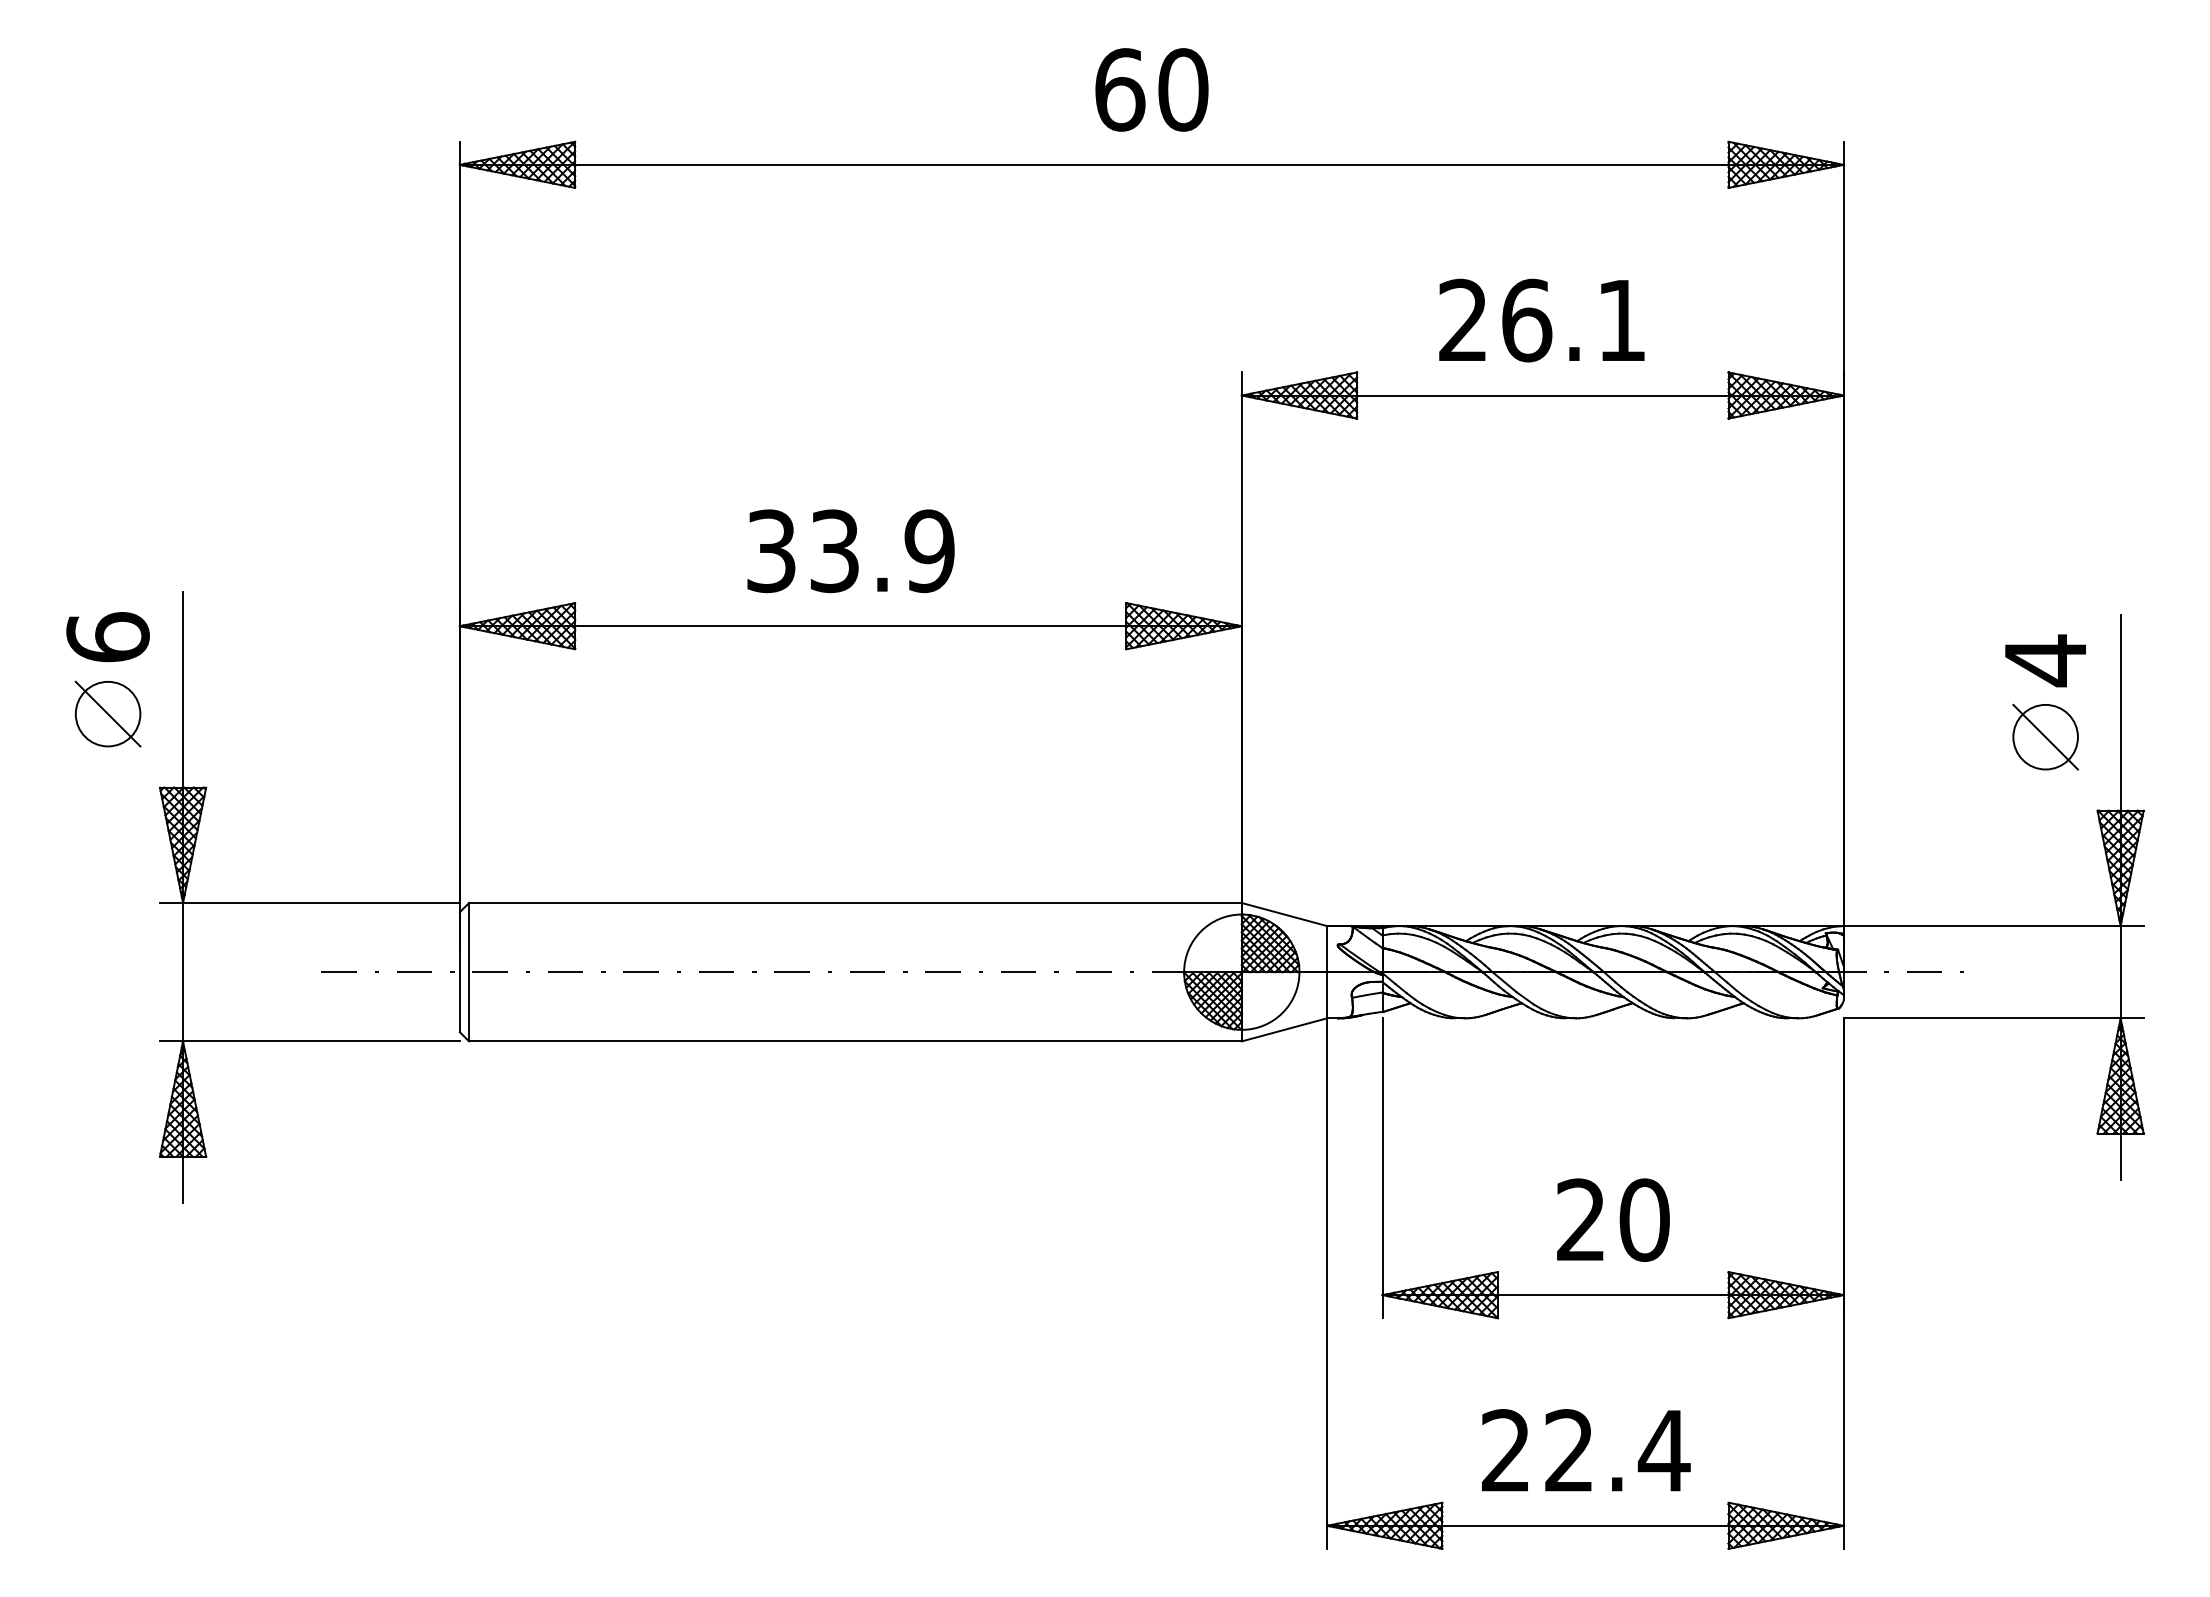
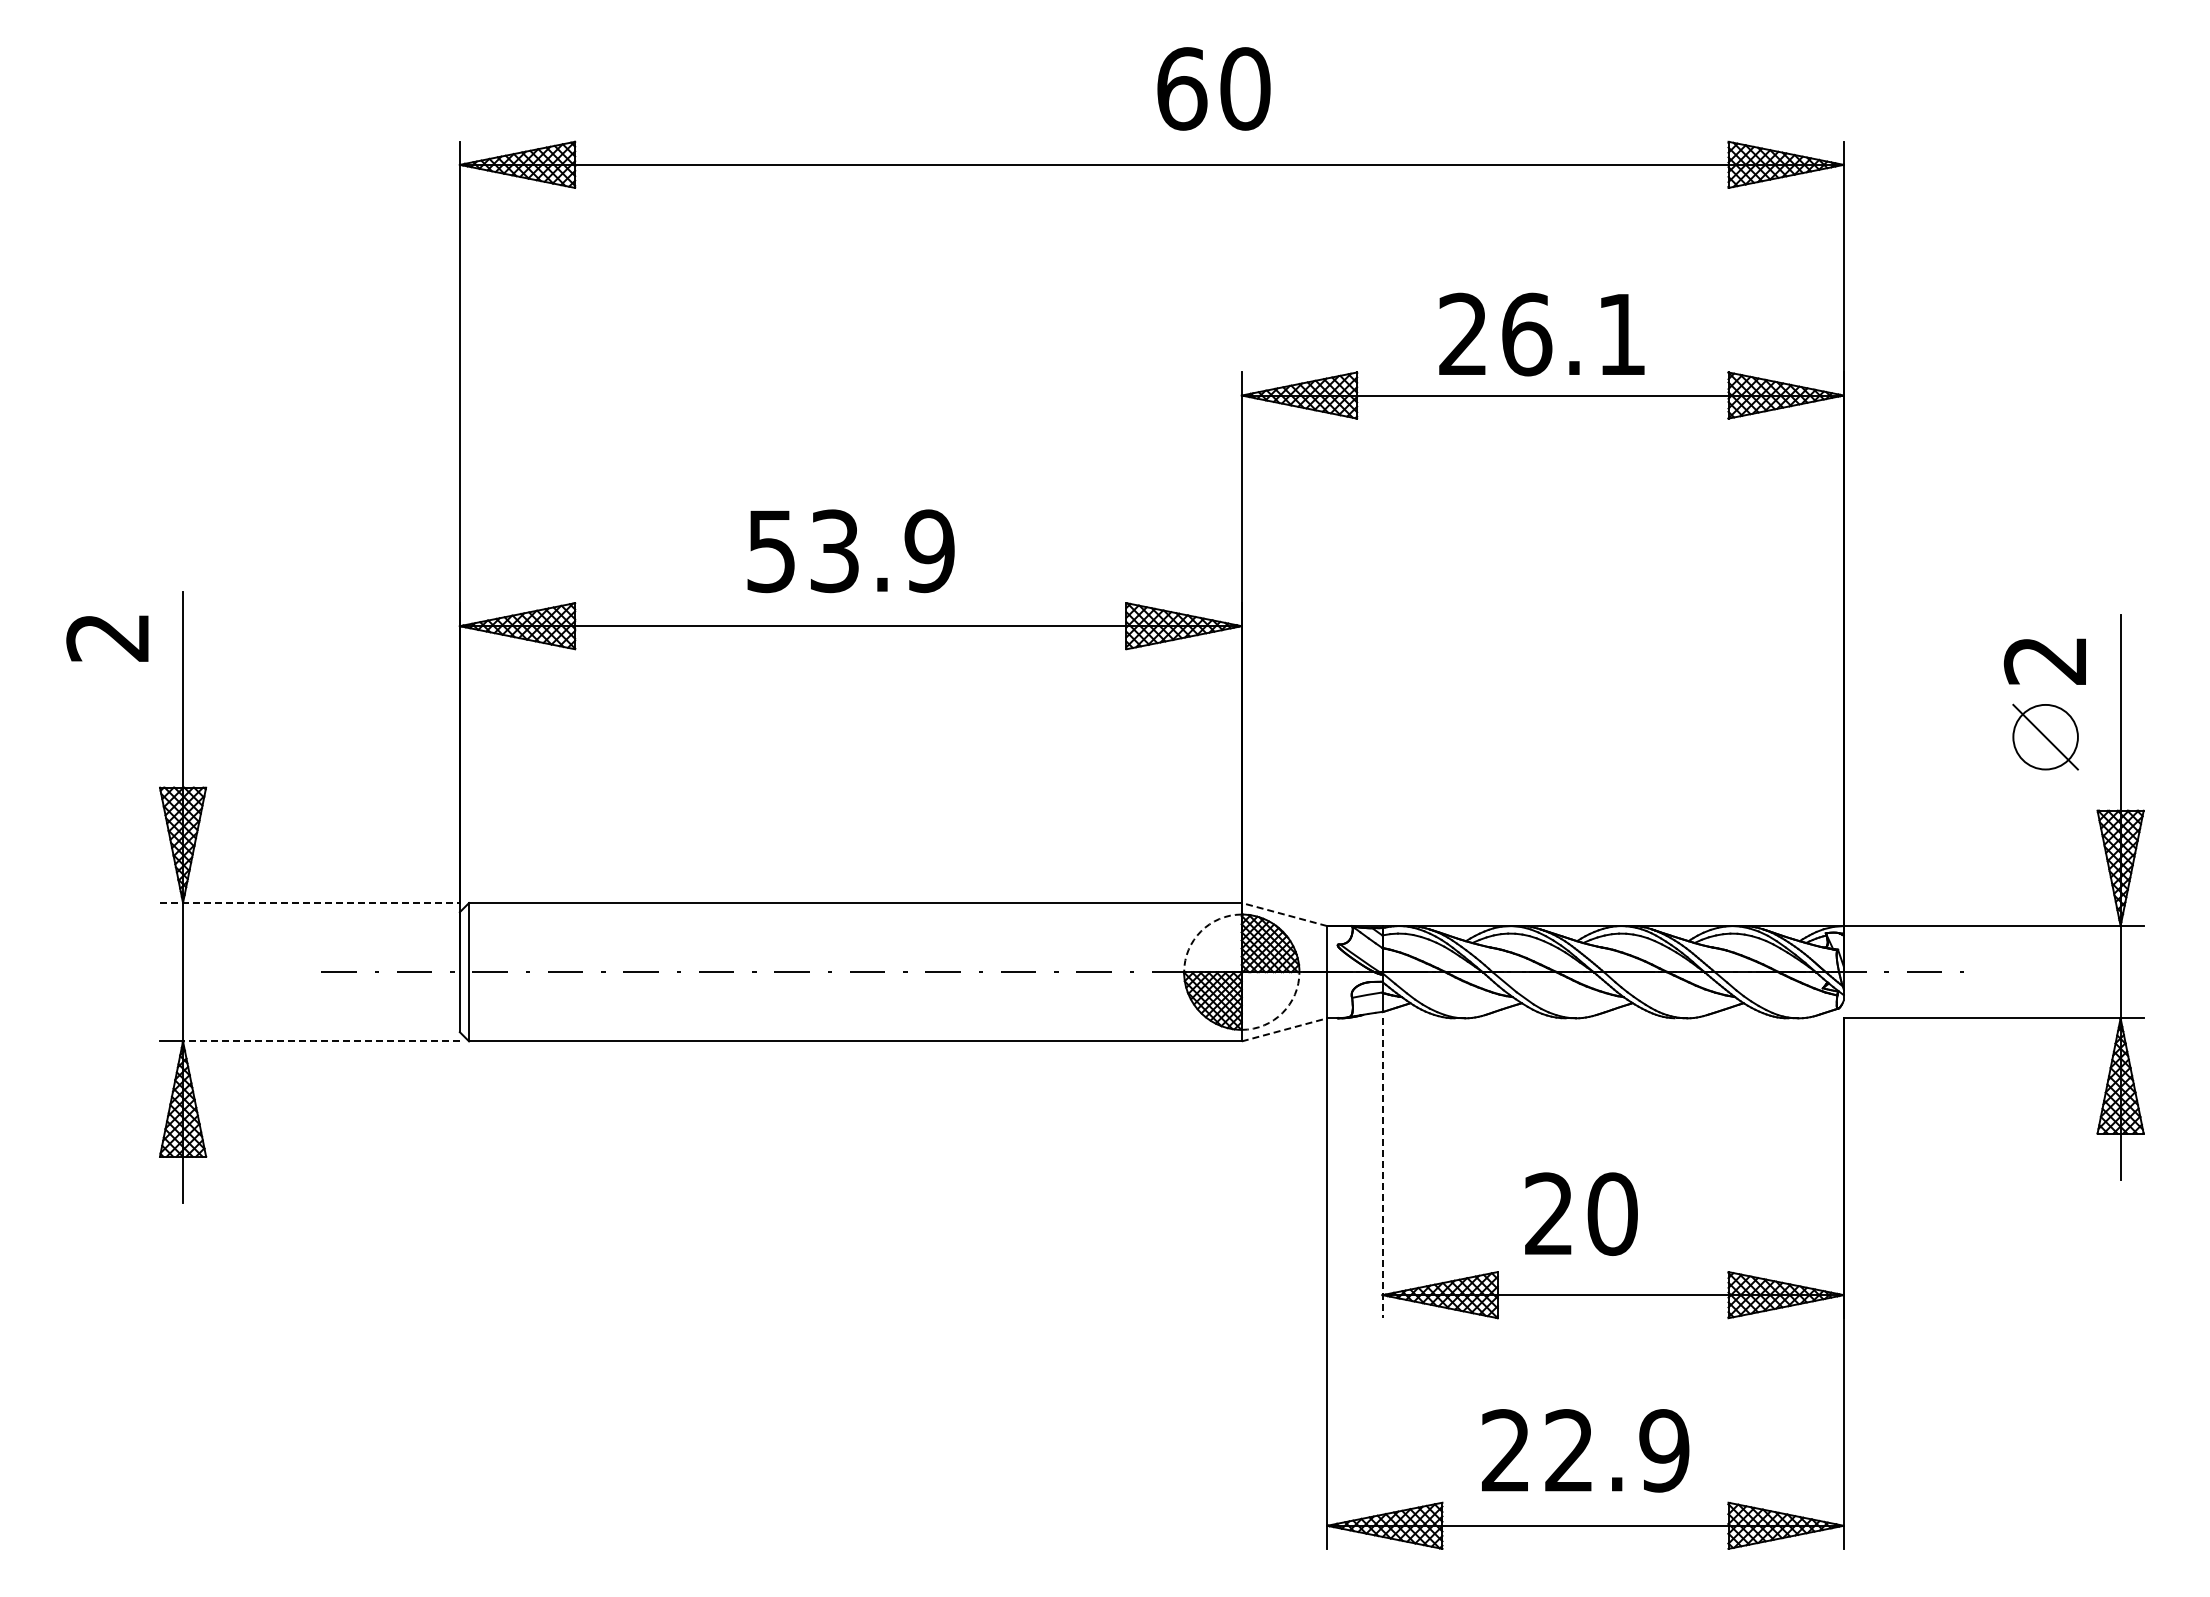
text position: (1151, 89) -> (1213, 88) (1213, 88)
text position: (1541, 320) -> (1541, 334) (1541, 334)
text: 33.9 -> 53.9 (771, 550)
text: 6 -> 2 (107, 637)
text: 4 -> 2 (2044, 660)
part: present -> none (107, 713)
line: solid -> dashed (309, 903)
line: solid -> dashed (1284, 914)
arc: solid -> dashed (1201, 931)
arc: solid -> dashed (1282, 1012)
line: solid -> dashed (1284, 1029)
line: solid -> dashed (320, 1041)
line: solid -> dashed (1382, 1168)
text position: (1613, 1219) -> (1581, 1213) (1581, 1213)
text: 22.4 -> 22.9 (1663, 1450)
